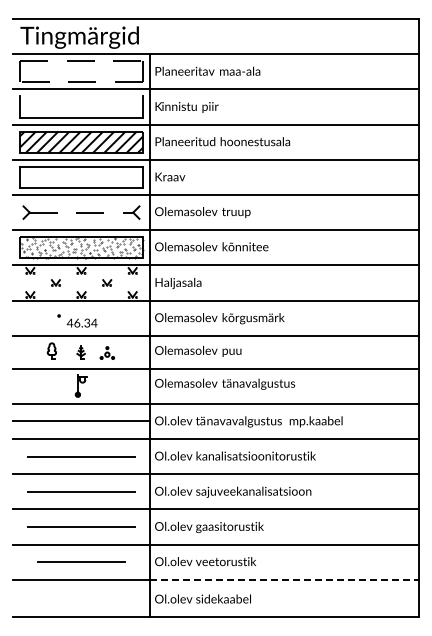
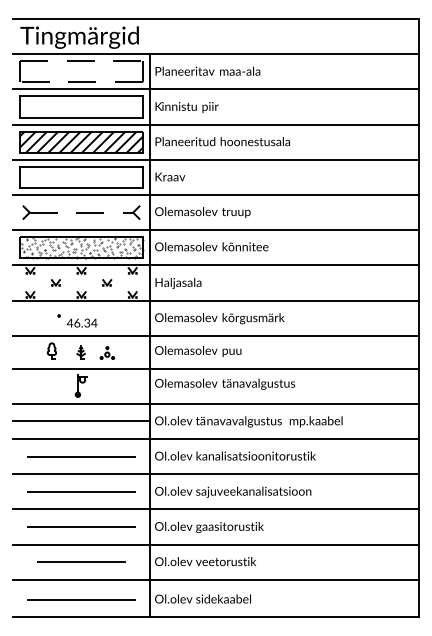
line: none -> present (81, 96)
line: dashed -> solid (284, 579)
line: none -> present (81, 599)
